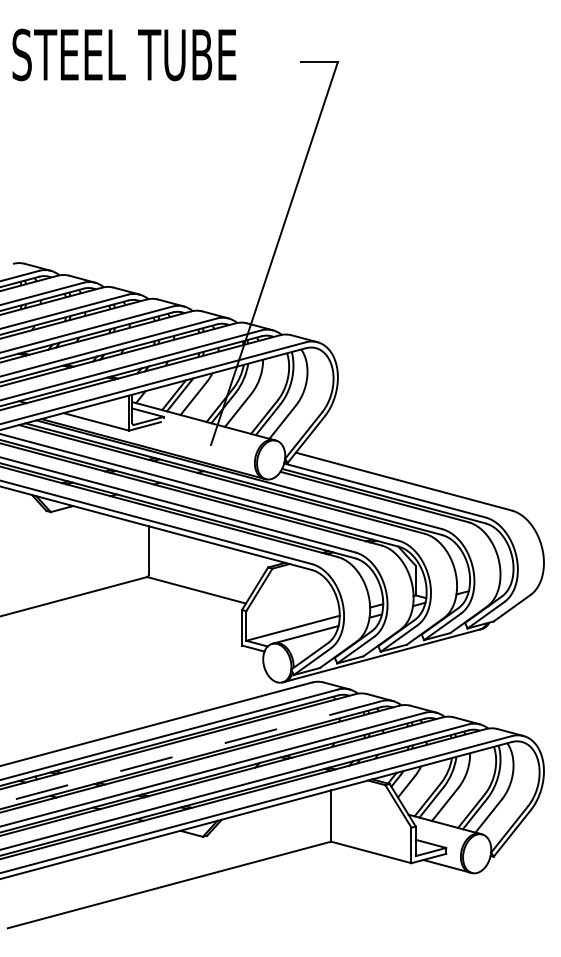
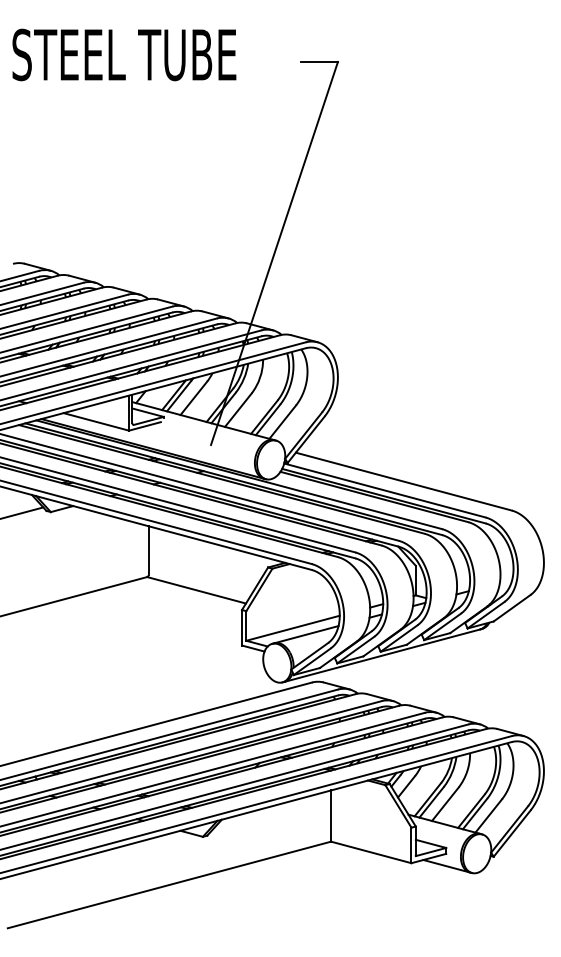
line: none -> present (22, 512)
line: dashed -> solid (190, 752)
